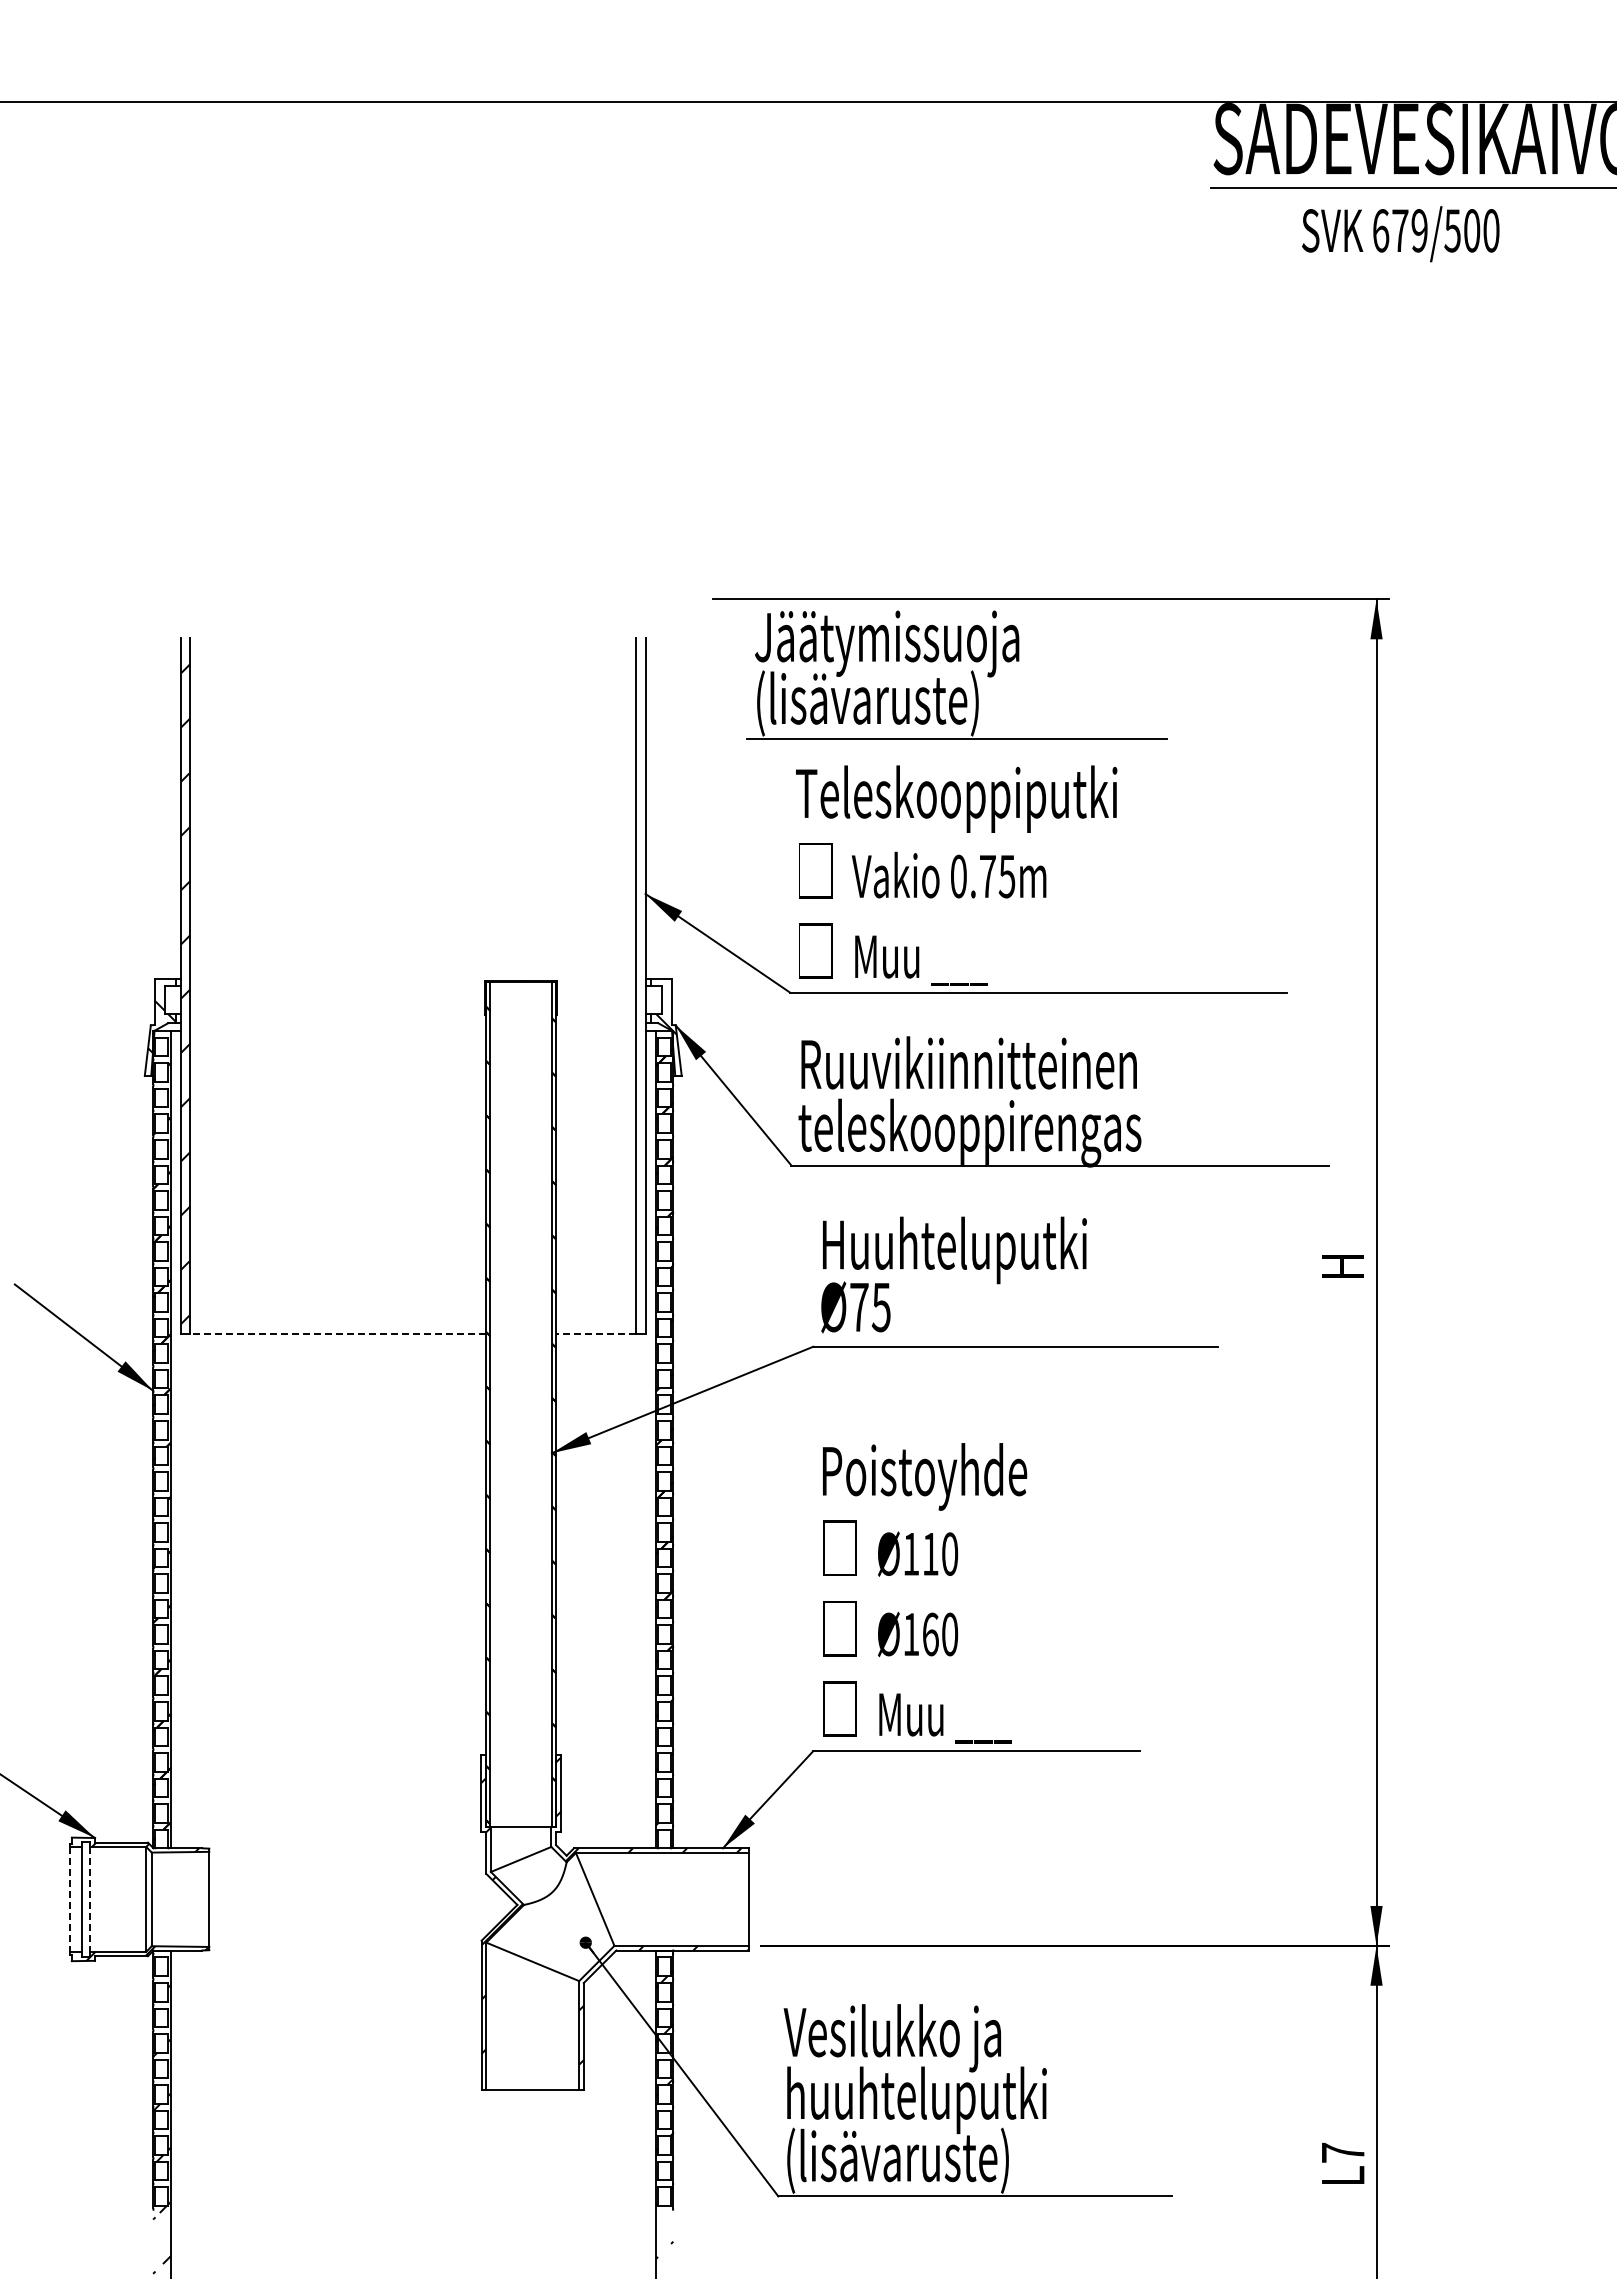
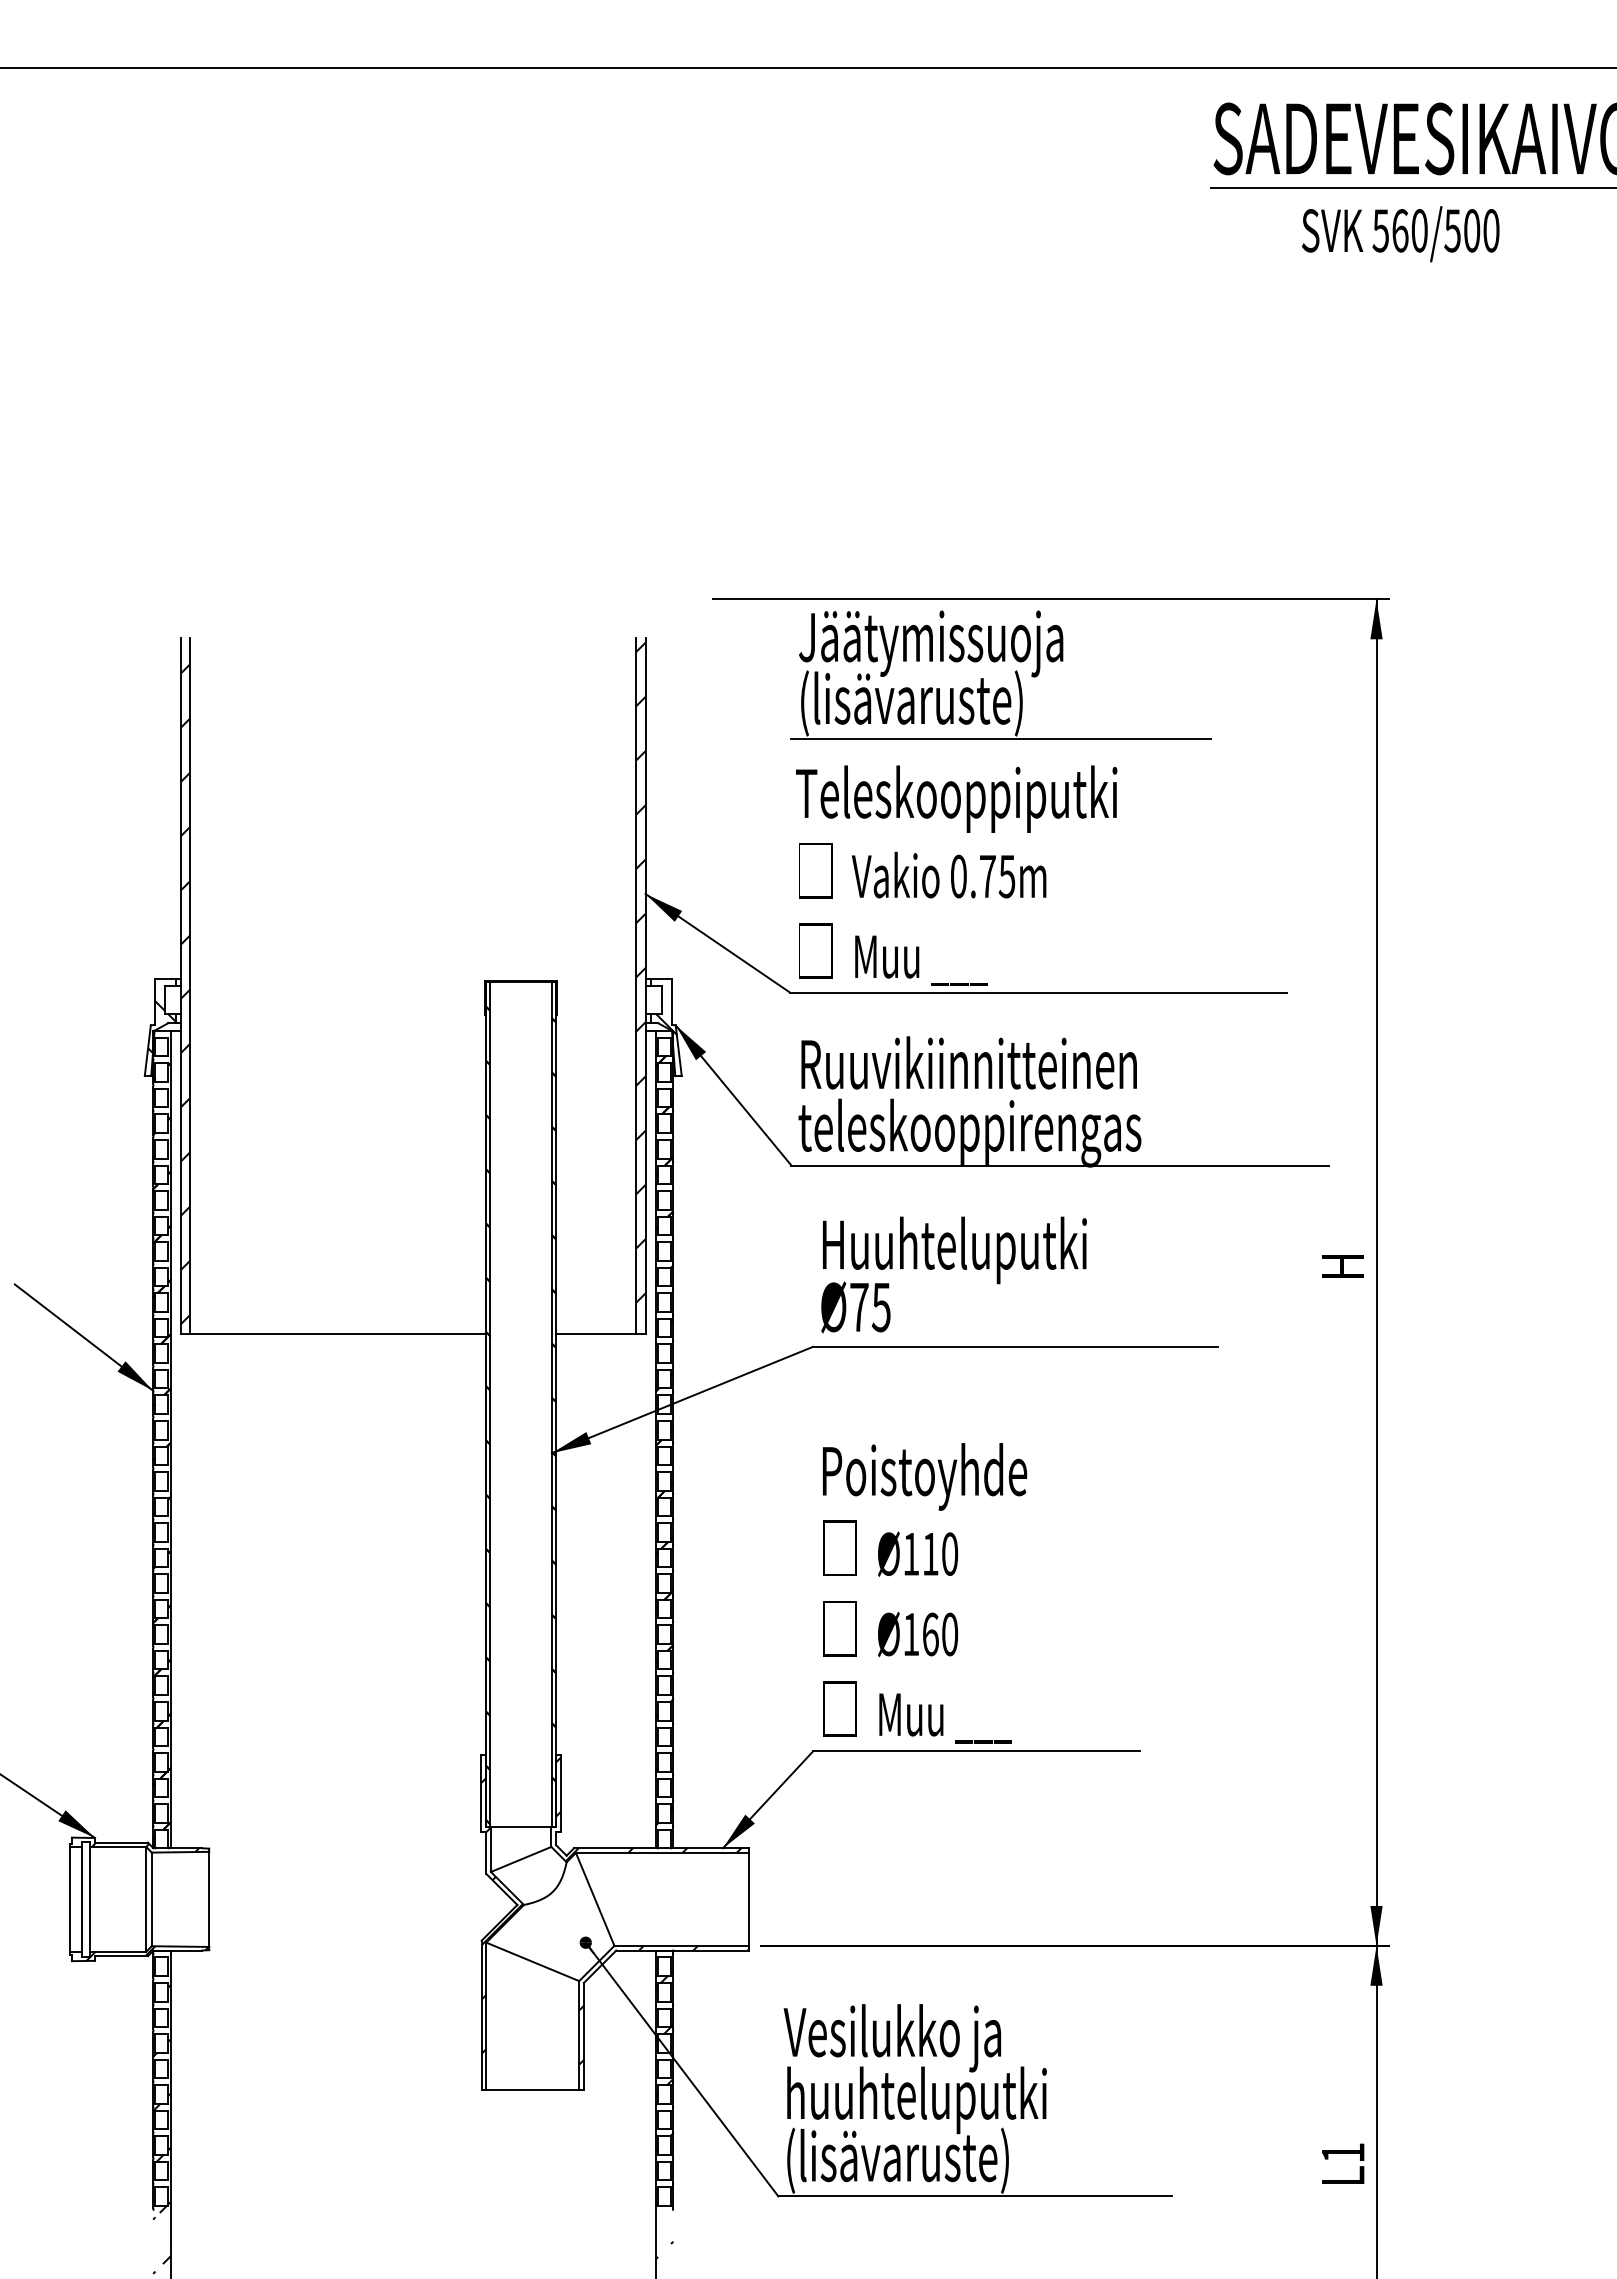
line position: (807, 102) -> (807, 68) (807, 68)
text: 679/500 -> 560/500 (1399, 230)
part position: (951, 662) -> (995, 662) (995, 662)
hatch: none -> present (640, 972)
line: dashed -> solid (338, 1334)
line: dashed -> solid (595, 1334)
line: dashed -> solid (69, 1899)
line: dashed -> solid (90, 1899)
text: L7 -> L1 (1343, 2152)
